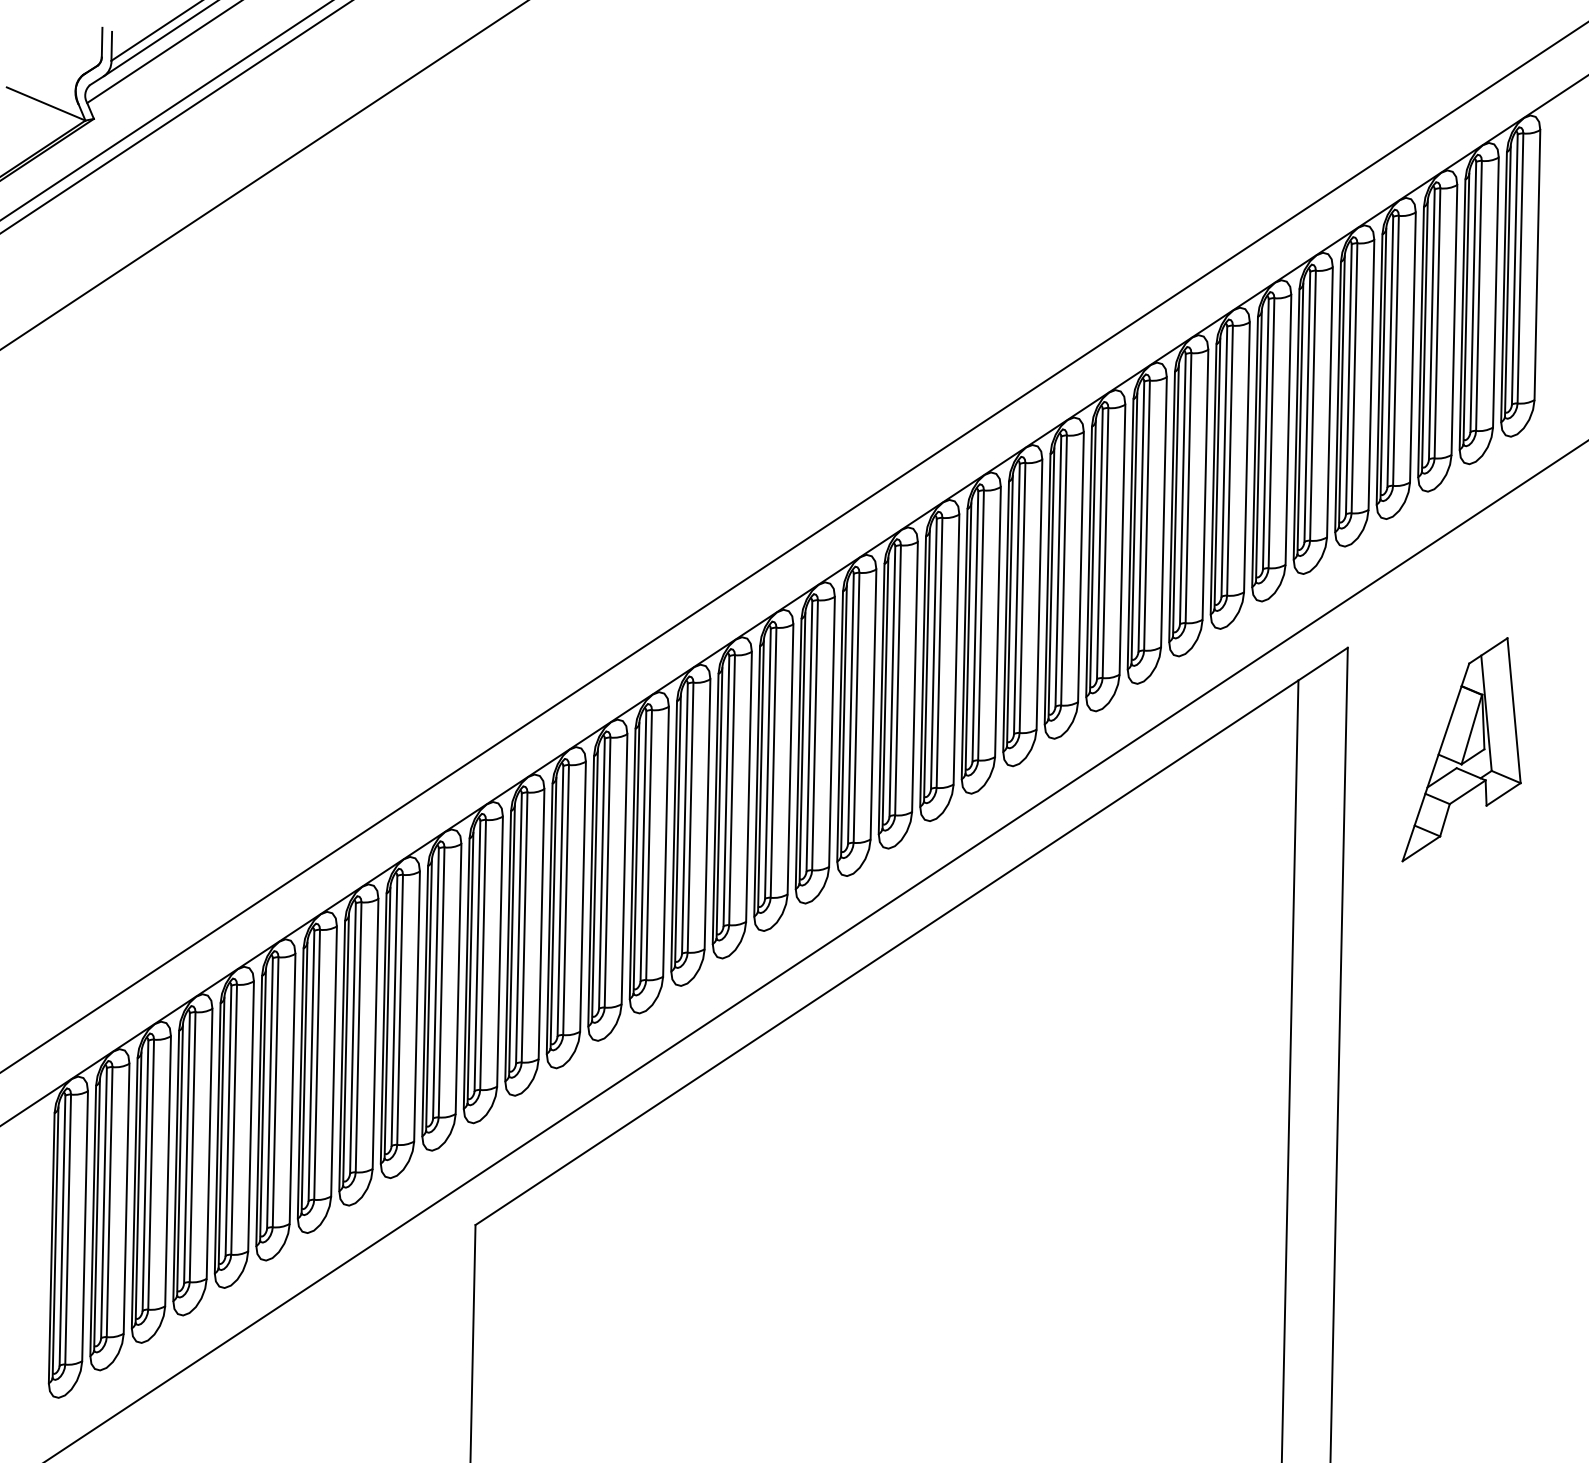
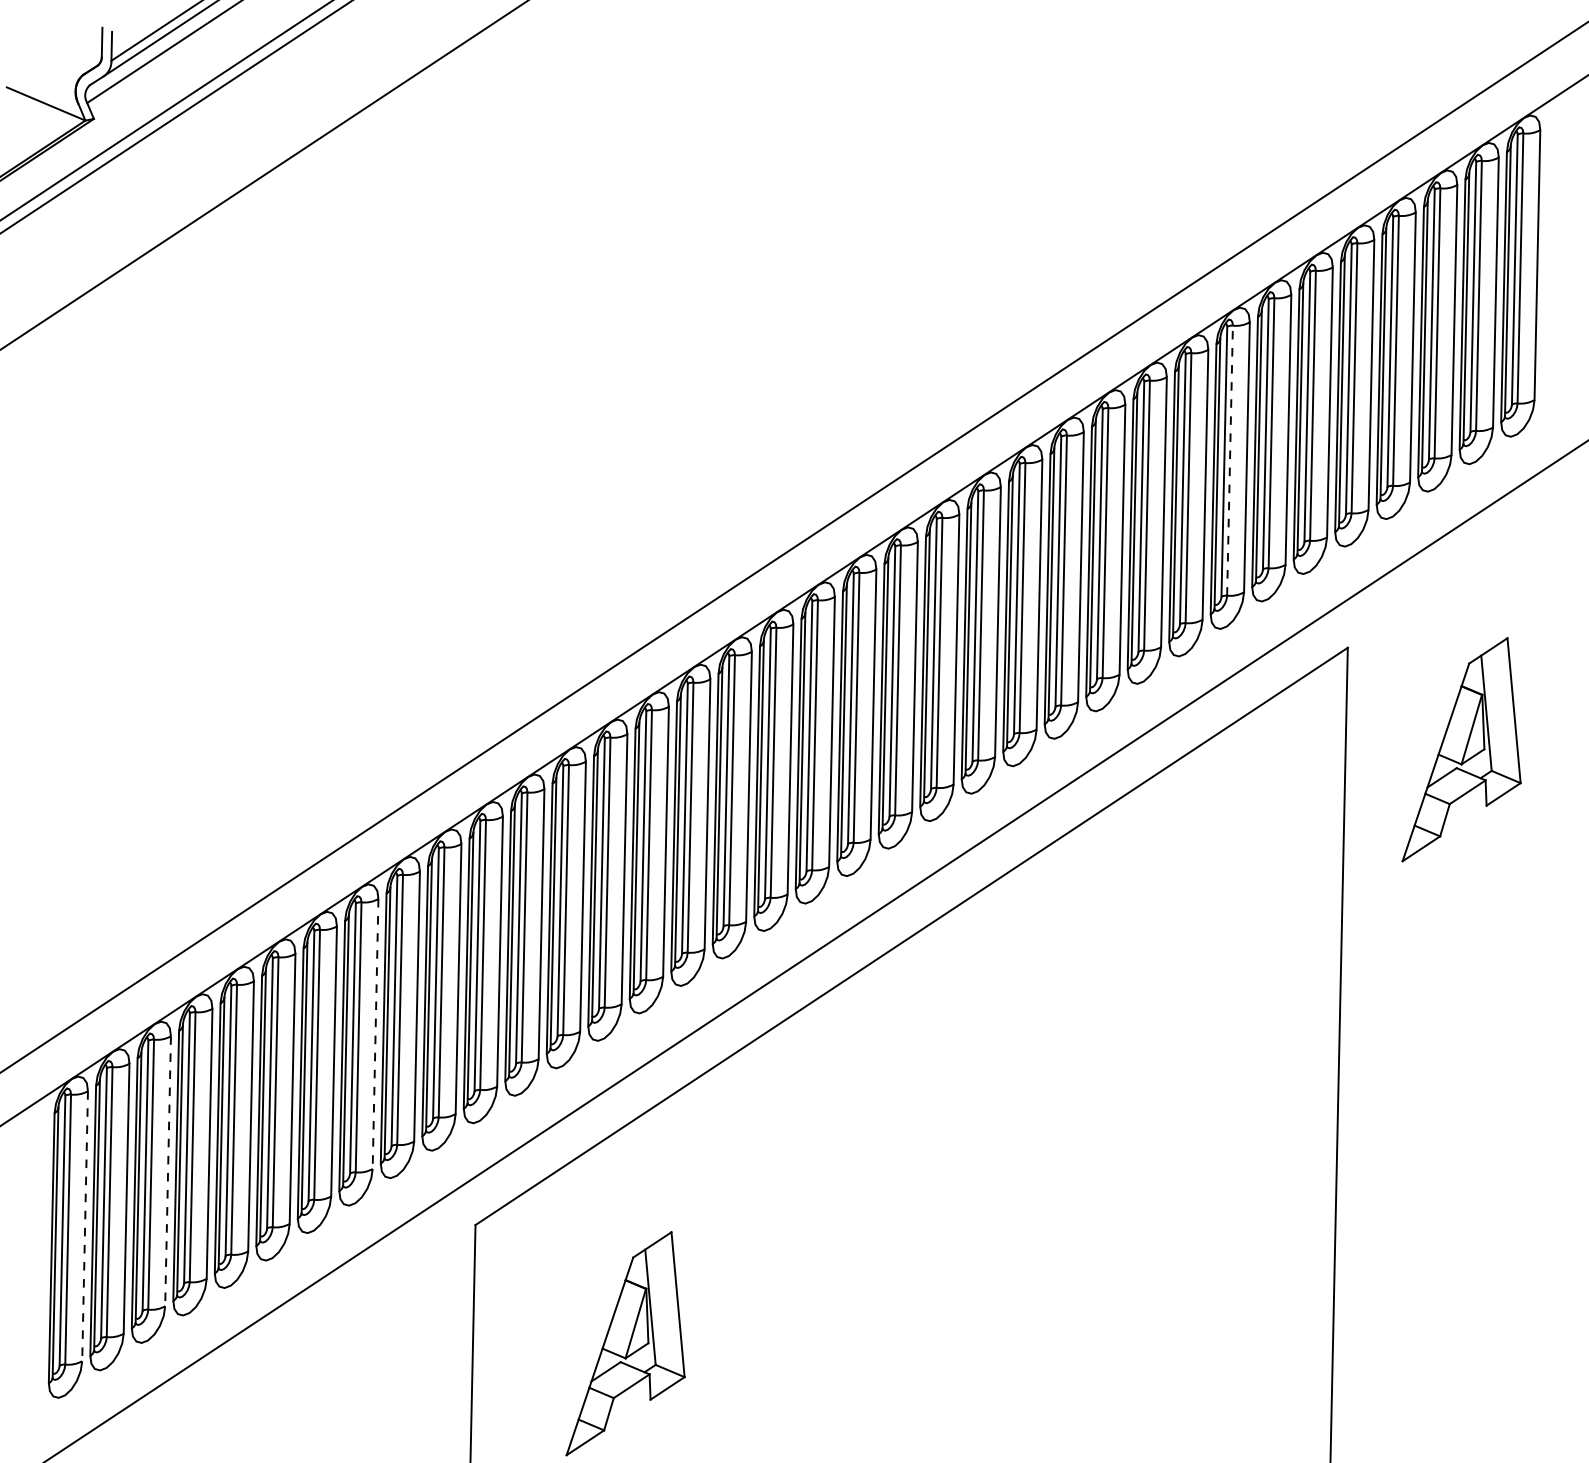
line: solid -> dashed (1230, 460)
line: solid -> dashed (375, 1034)
line: present -> none (1289, 1069)
line: solid -> dashed (168, 1171)
line: solid -> dashed (85, 1226)
part: none -> present (625, 1343)
